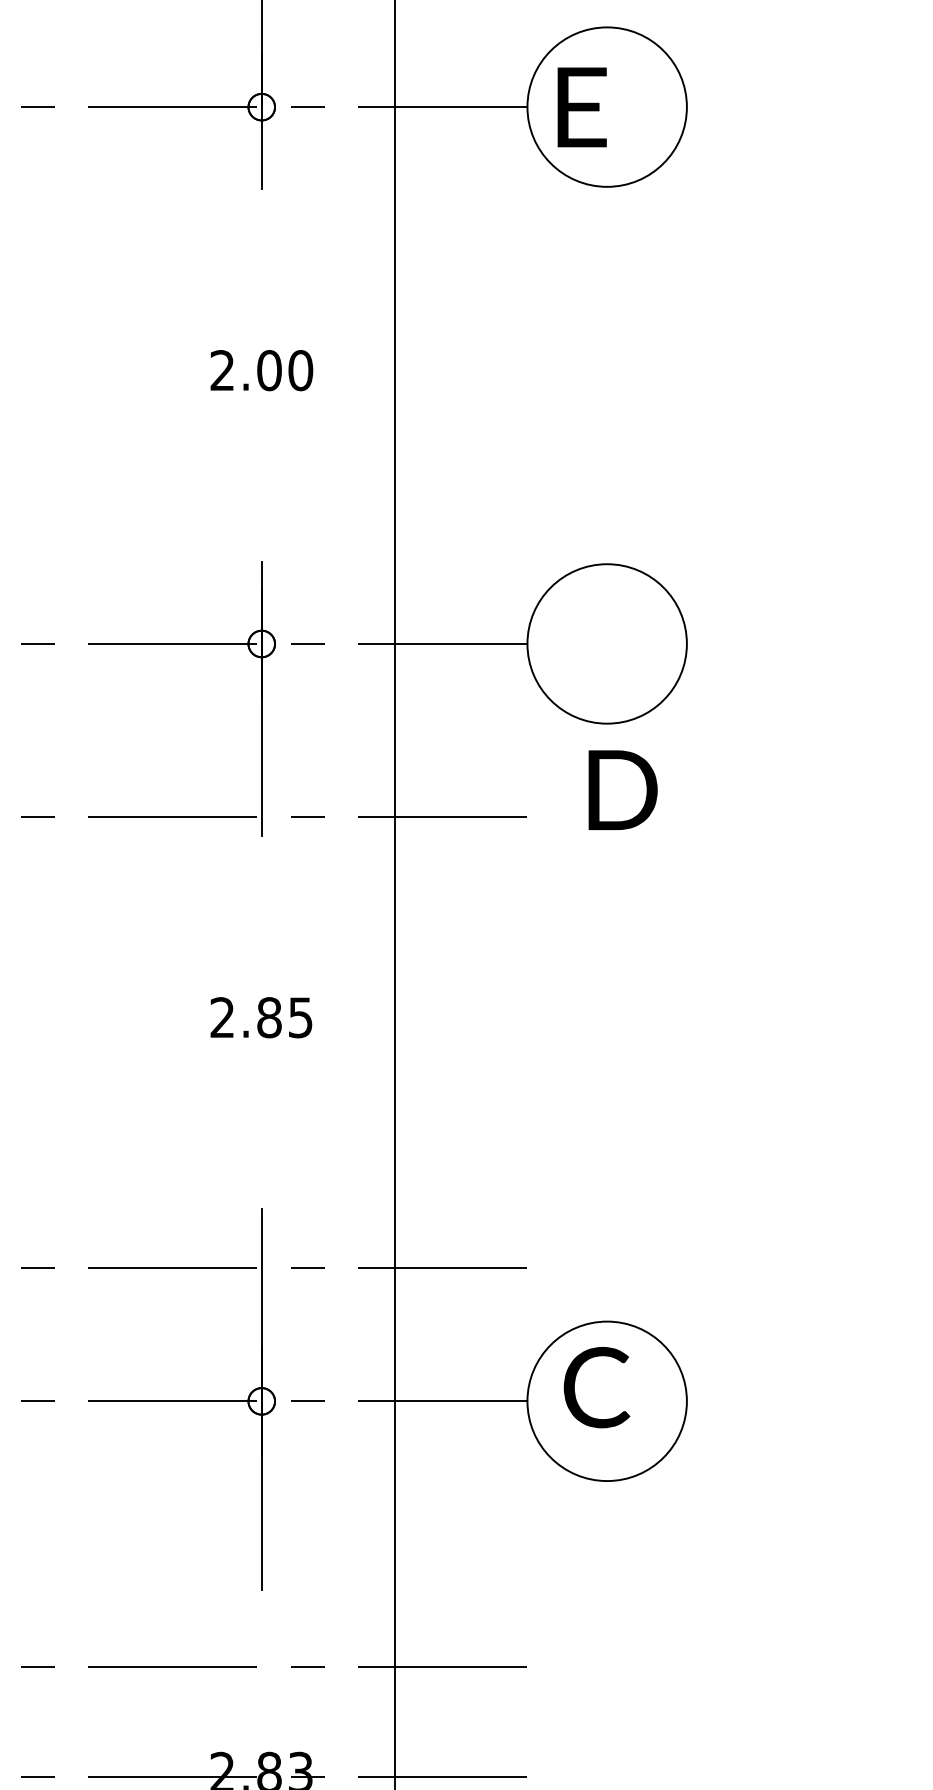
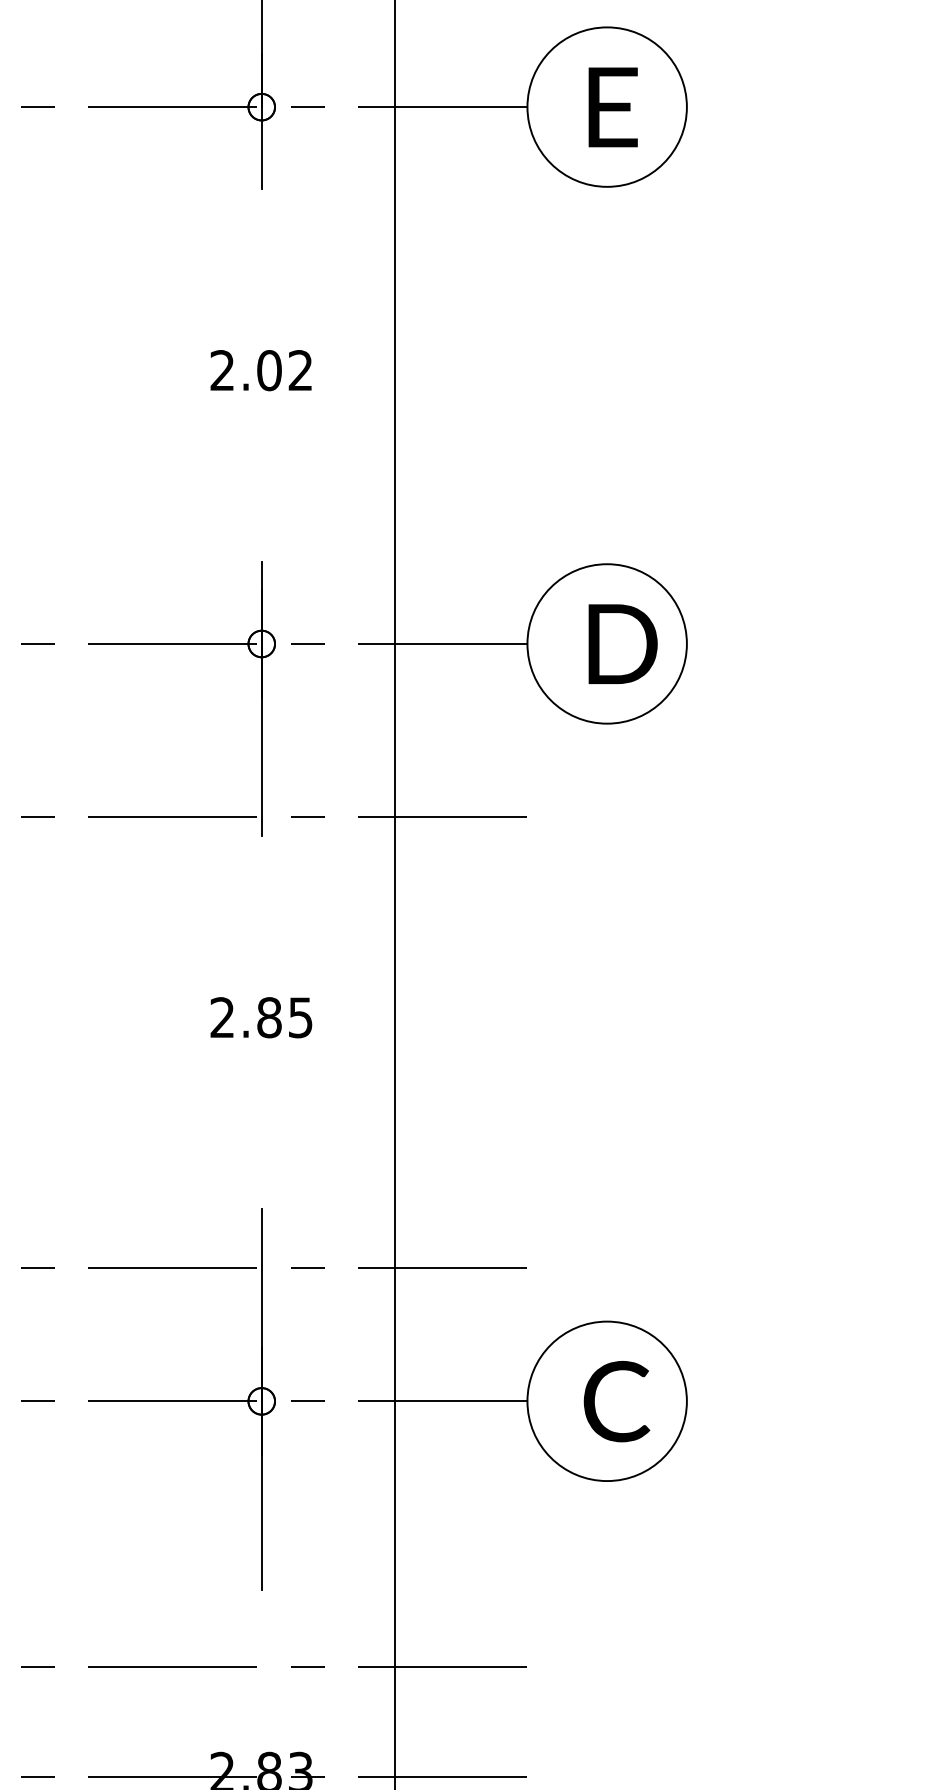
text position: (581, 107) -> (612, 107) (612, 107)
text: 2.00 -> 2.02 (300, 370)
text position: (622, 789) -> (622, 643) (622, 643)
text position: (596, 1387) -> (616, 1401) (616, 1401)
